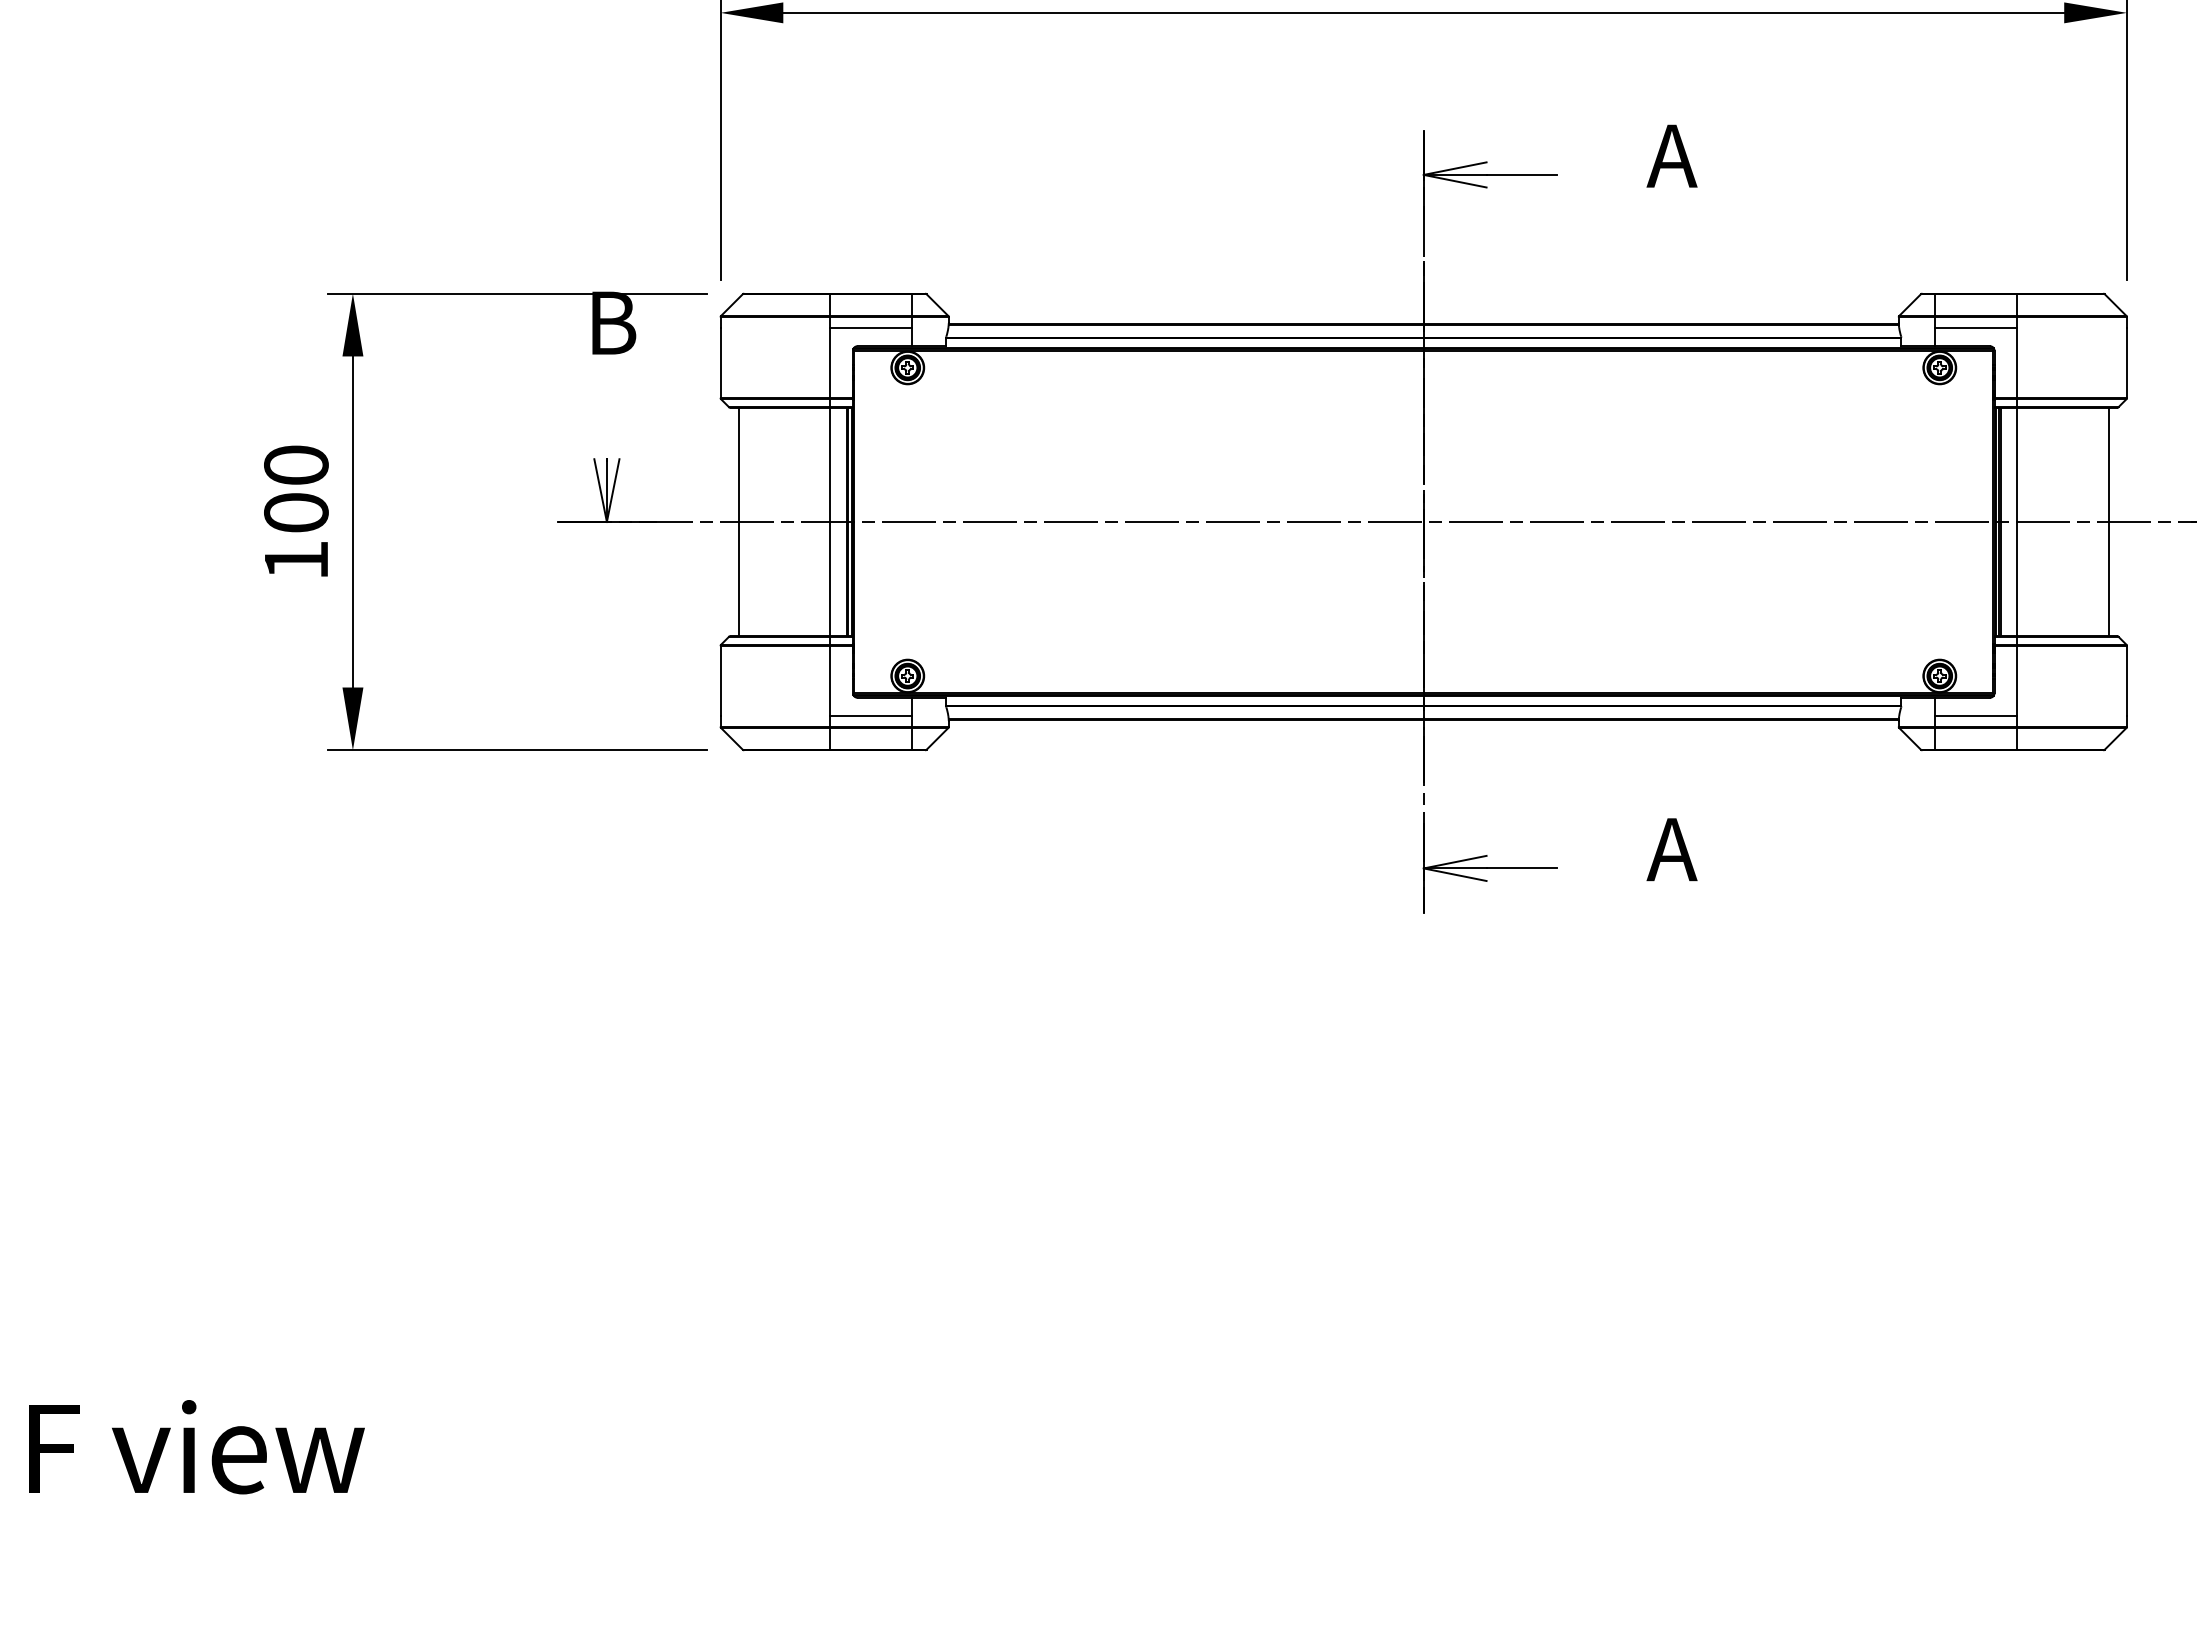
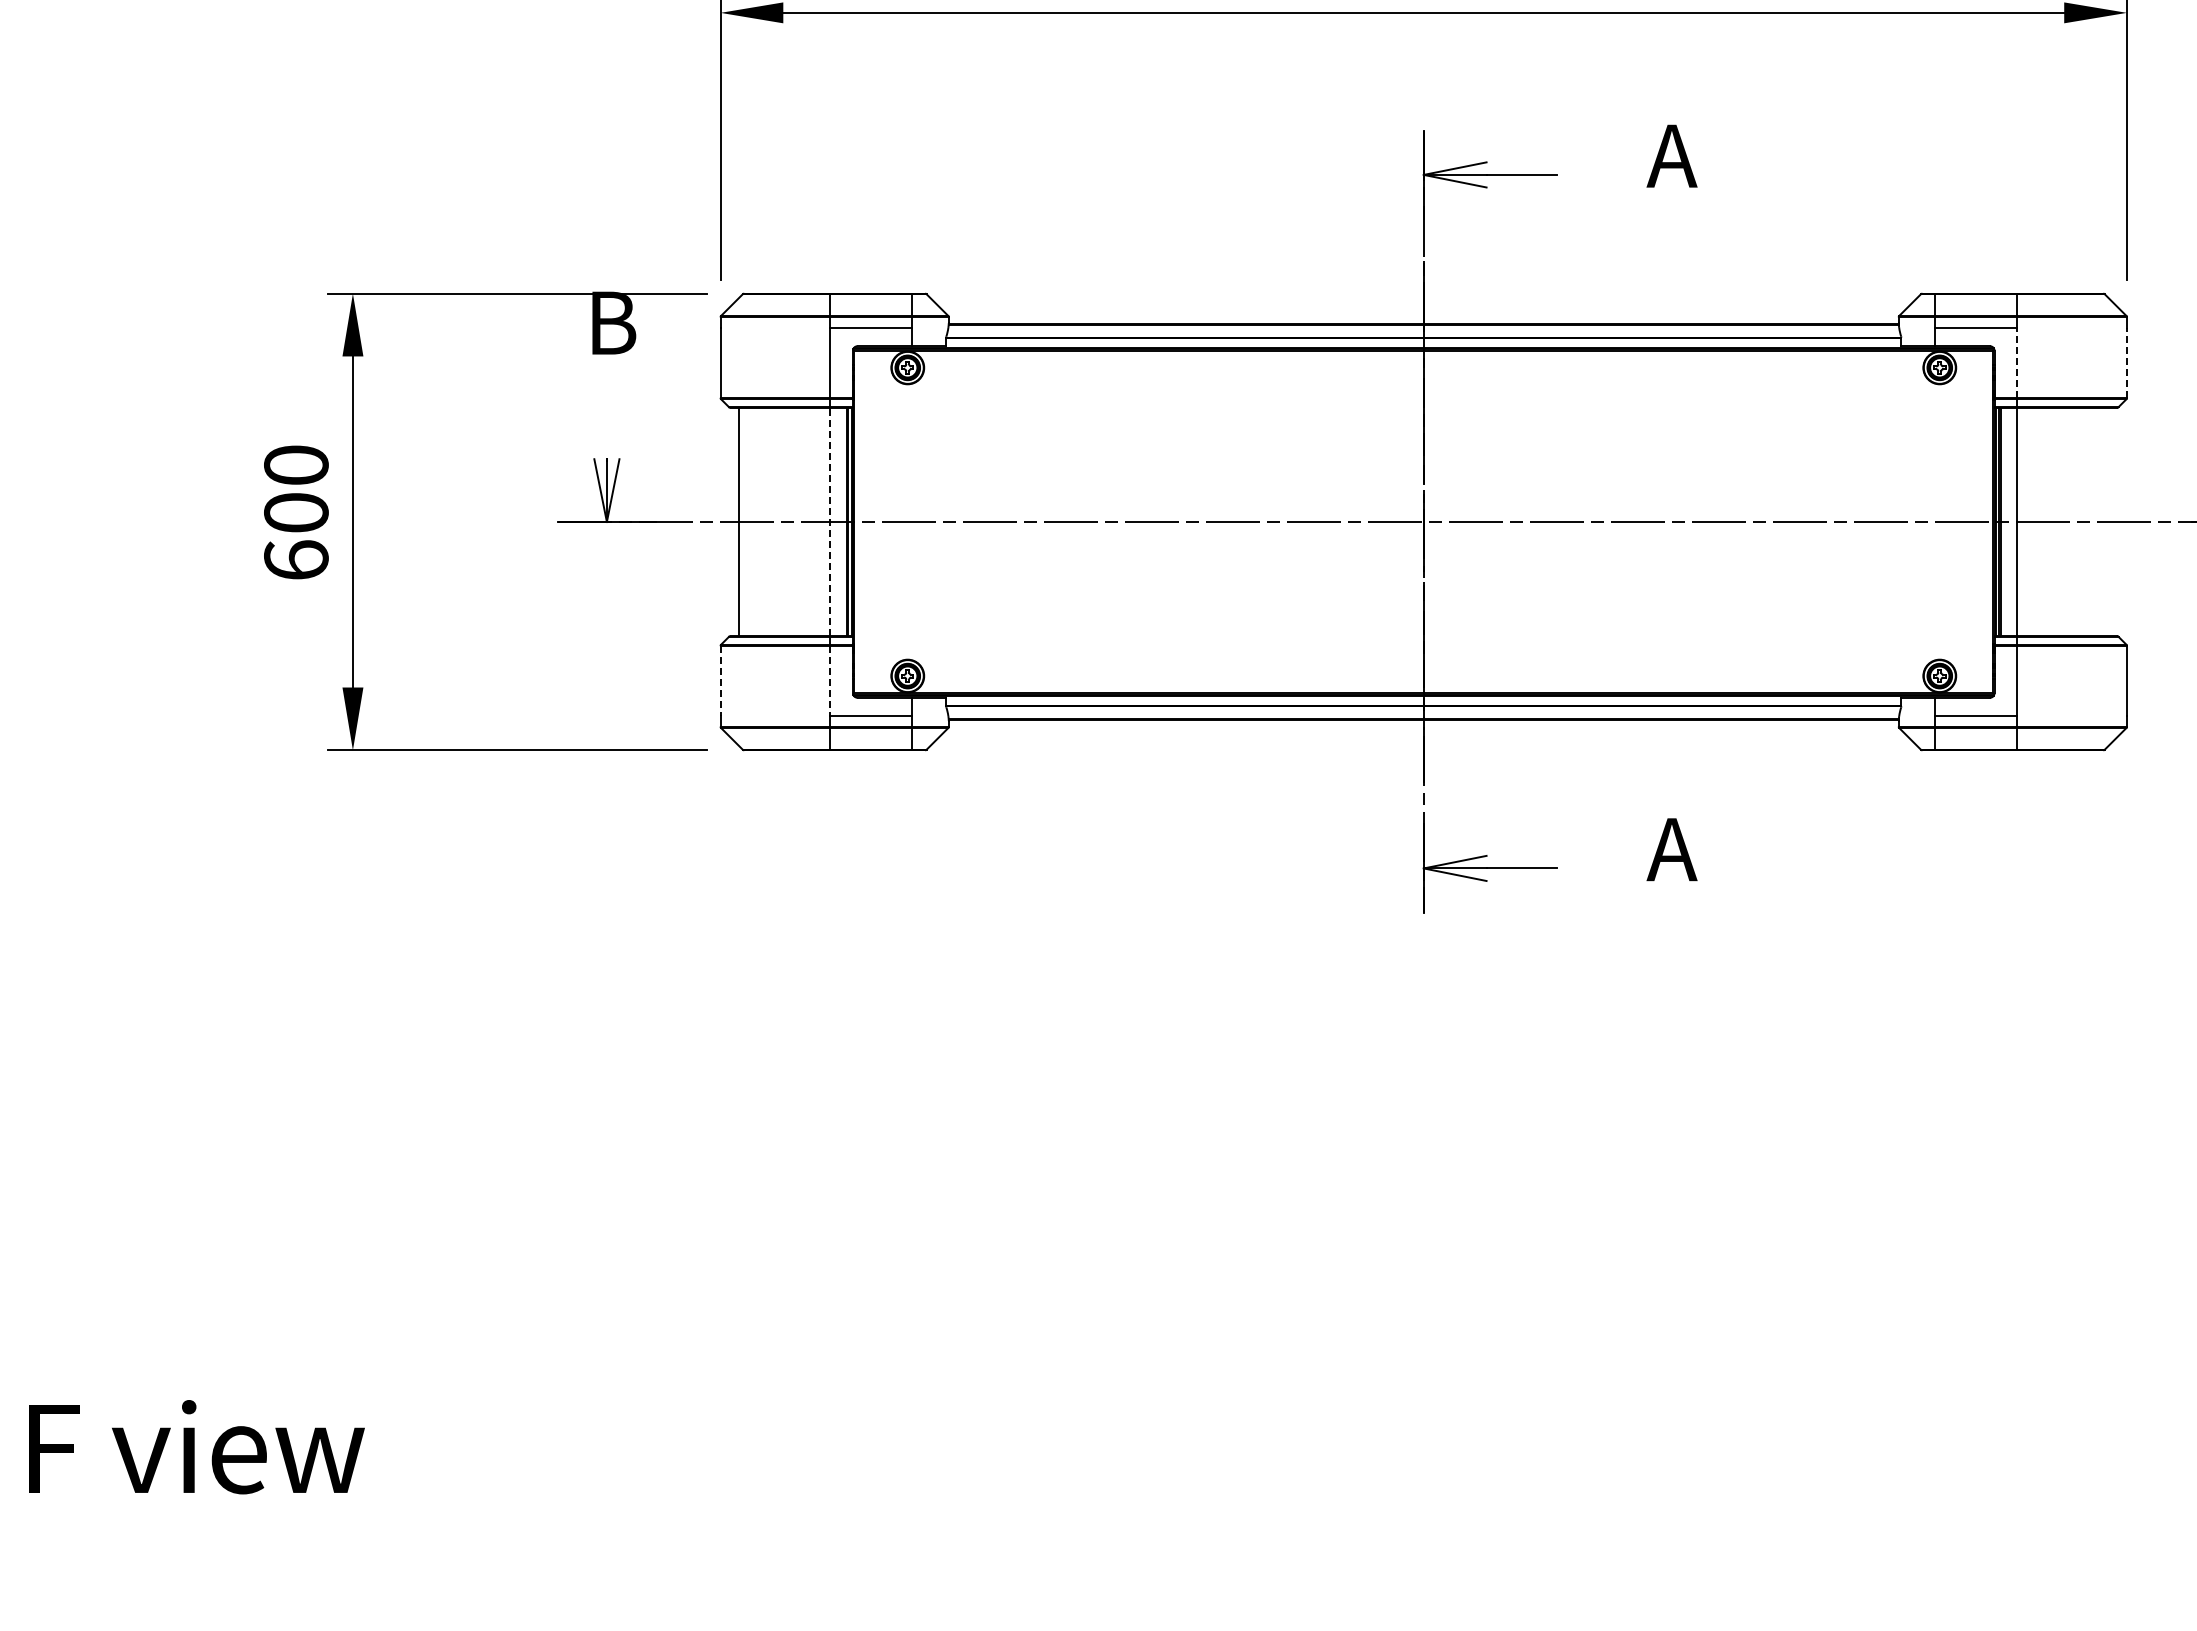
line: solid -> dashed (2017, 362)
line: solid -> dashed (2127, 362)
line: solid -> dashed (830, 521)
line: present -> none (2108, 521)
text: 100 -> 600 (296, 559)
line: solid -> dashed (720, 681)
line: solid -> dashed (830, 681)
